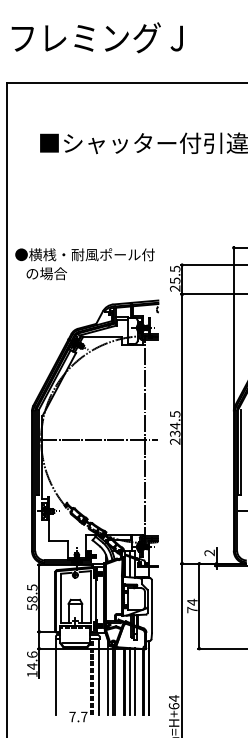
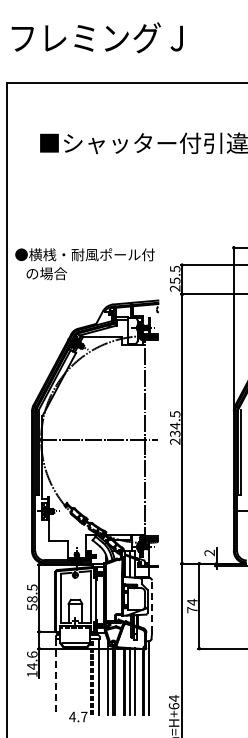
line: solid -> dashed (152, 606)
line: solid -> dashed (56, 676)
text: 7.7 -> 4.7 (72, 716)
